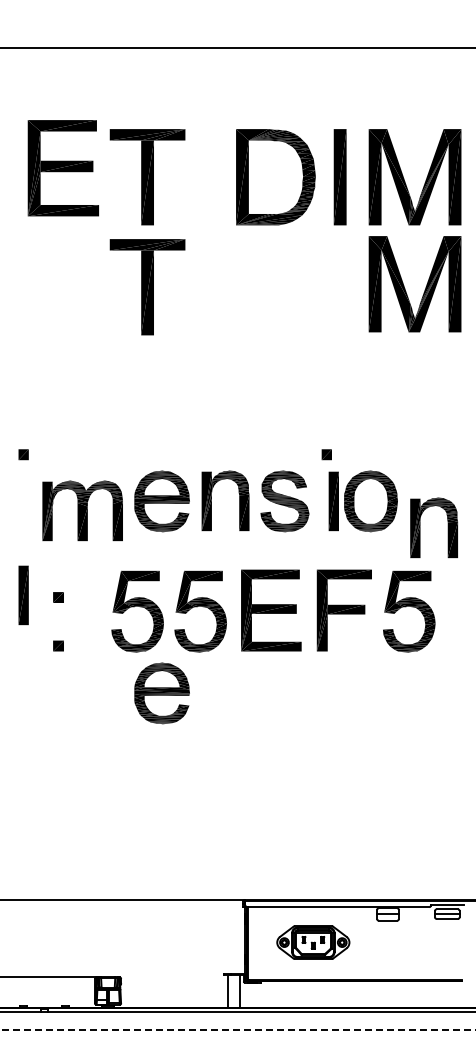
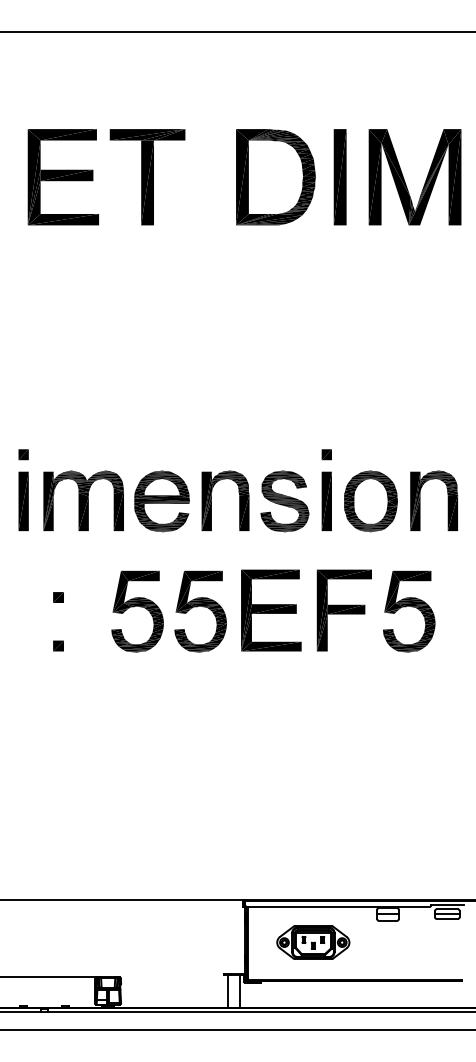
line position: (237, 47) -> (237, 31) (237, 31)
part position: (62, 168) -> (62, 177) (62, 177)
part: present -> none (147, 287)
part: present -> none (405, 288)
part position: (333, 501) -> (326, 501) (326, 501)
part position: (82, 510) -> (83, 500) (83, 500)
part position: (420, 527) -> (420, 500) (420, 500)
part position: (23, 595) -> (23, 501) (23, 501)
part: present -> none (161, 693)
line: dashed -> solid (238, 1030)
